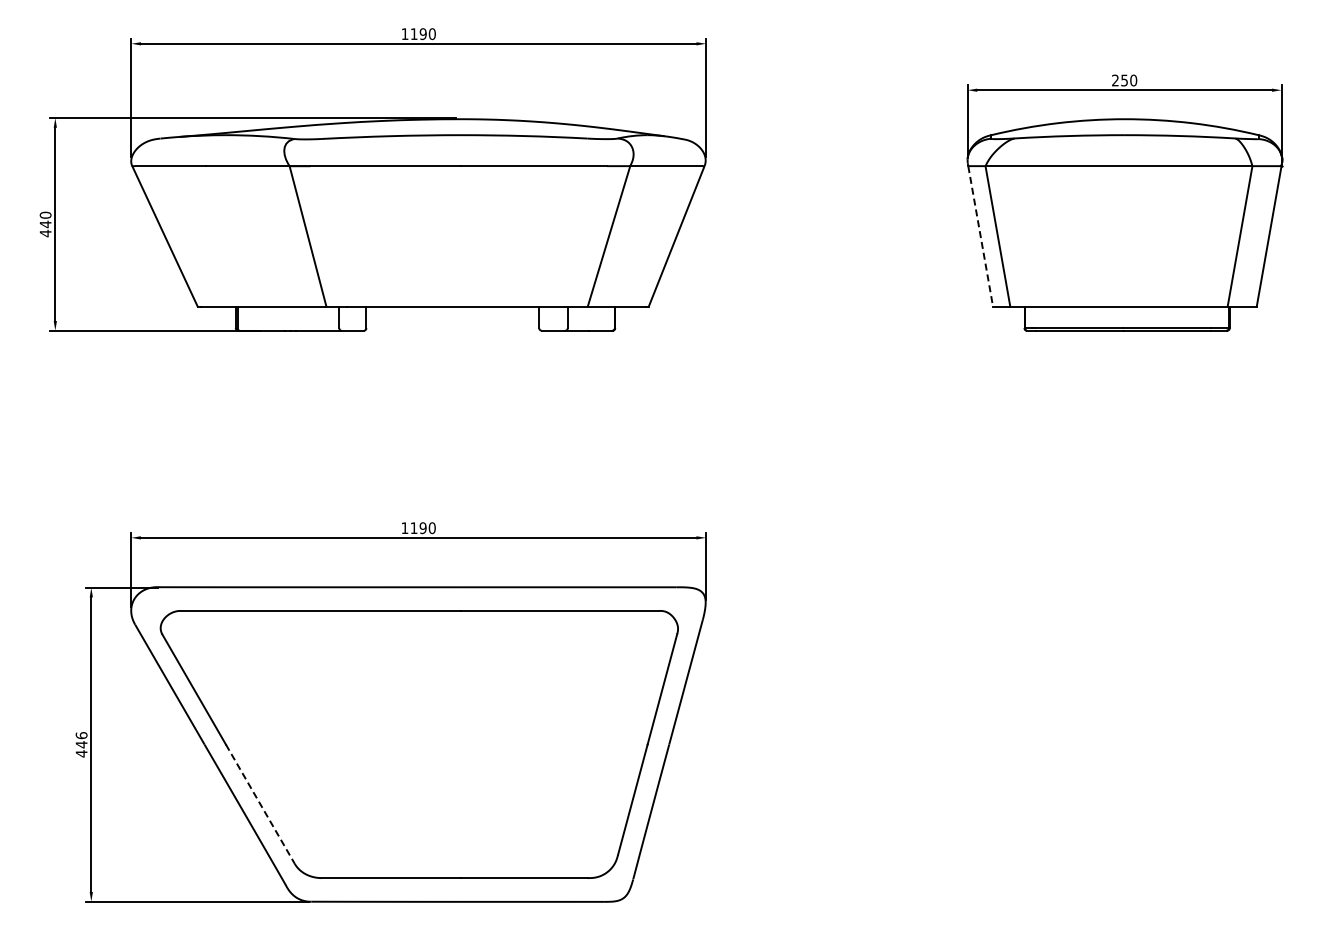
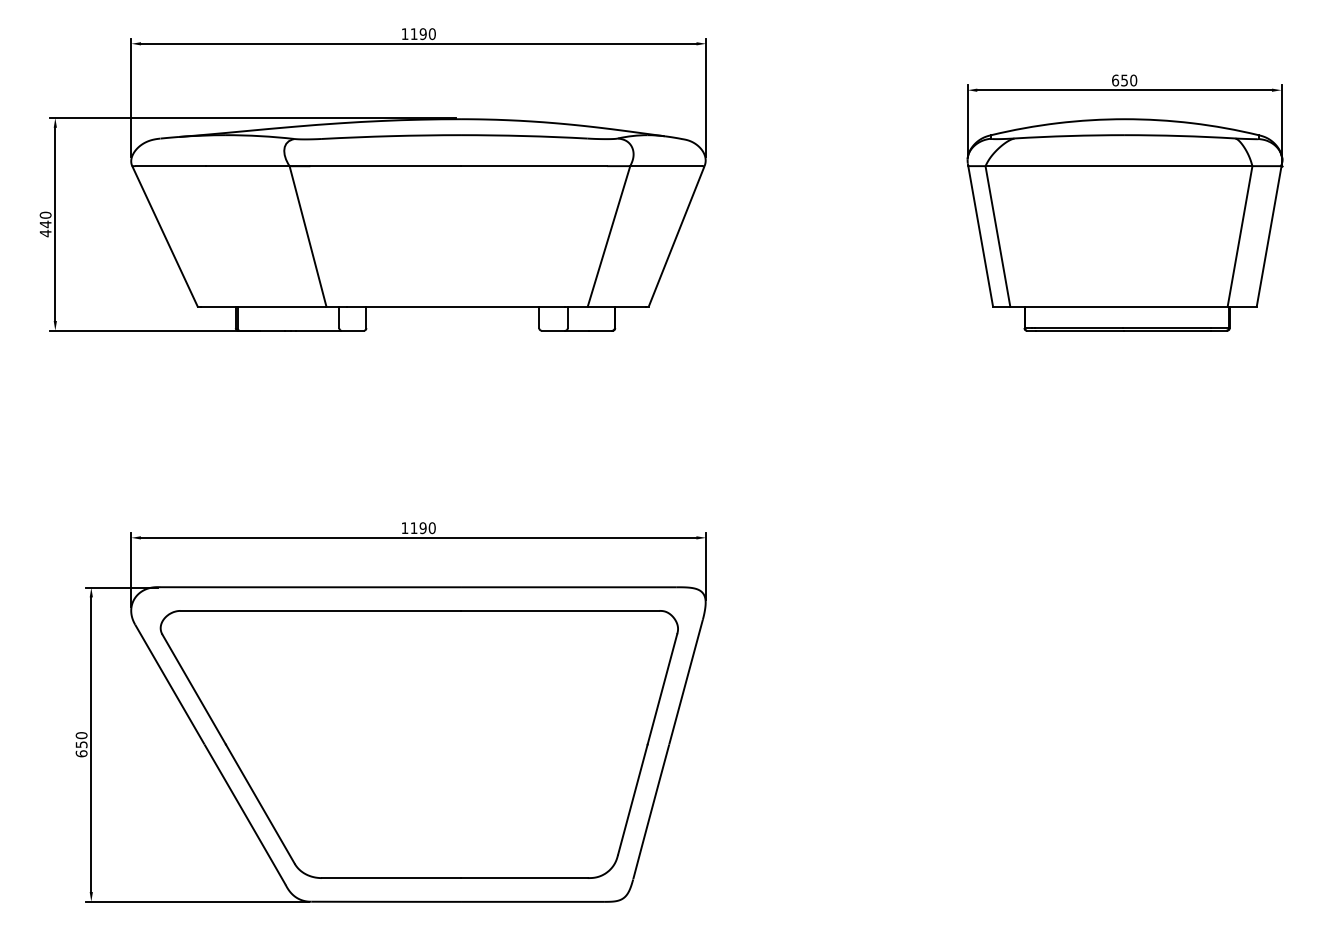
text: 250 -> 650 (1115, 80)
line: dashed -> solid (980, 236)
text: 446 -> 650 (81, 744)
line: dashed -> solid (260, 804)
